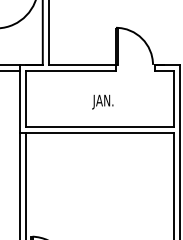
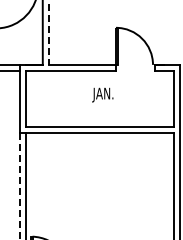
line: solid -> dashed (48, 33)
text position: (102, 101) -> (102, 94) (102, 94)
line: solid -> dashed (20, 186)
